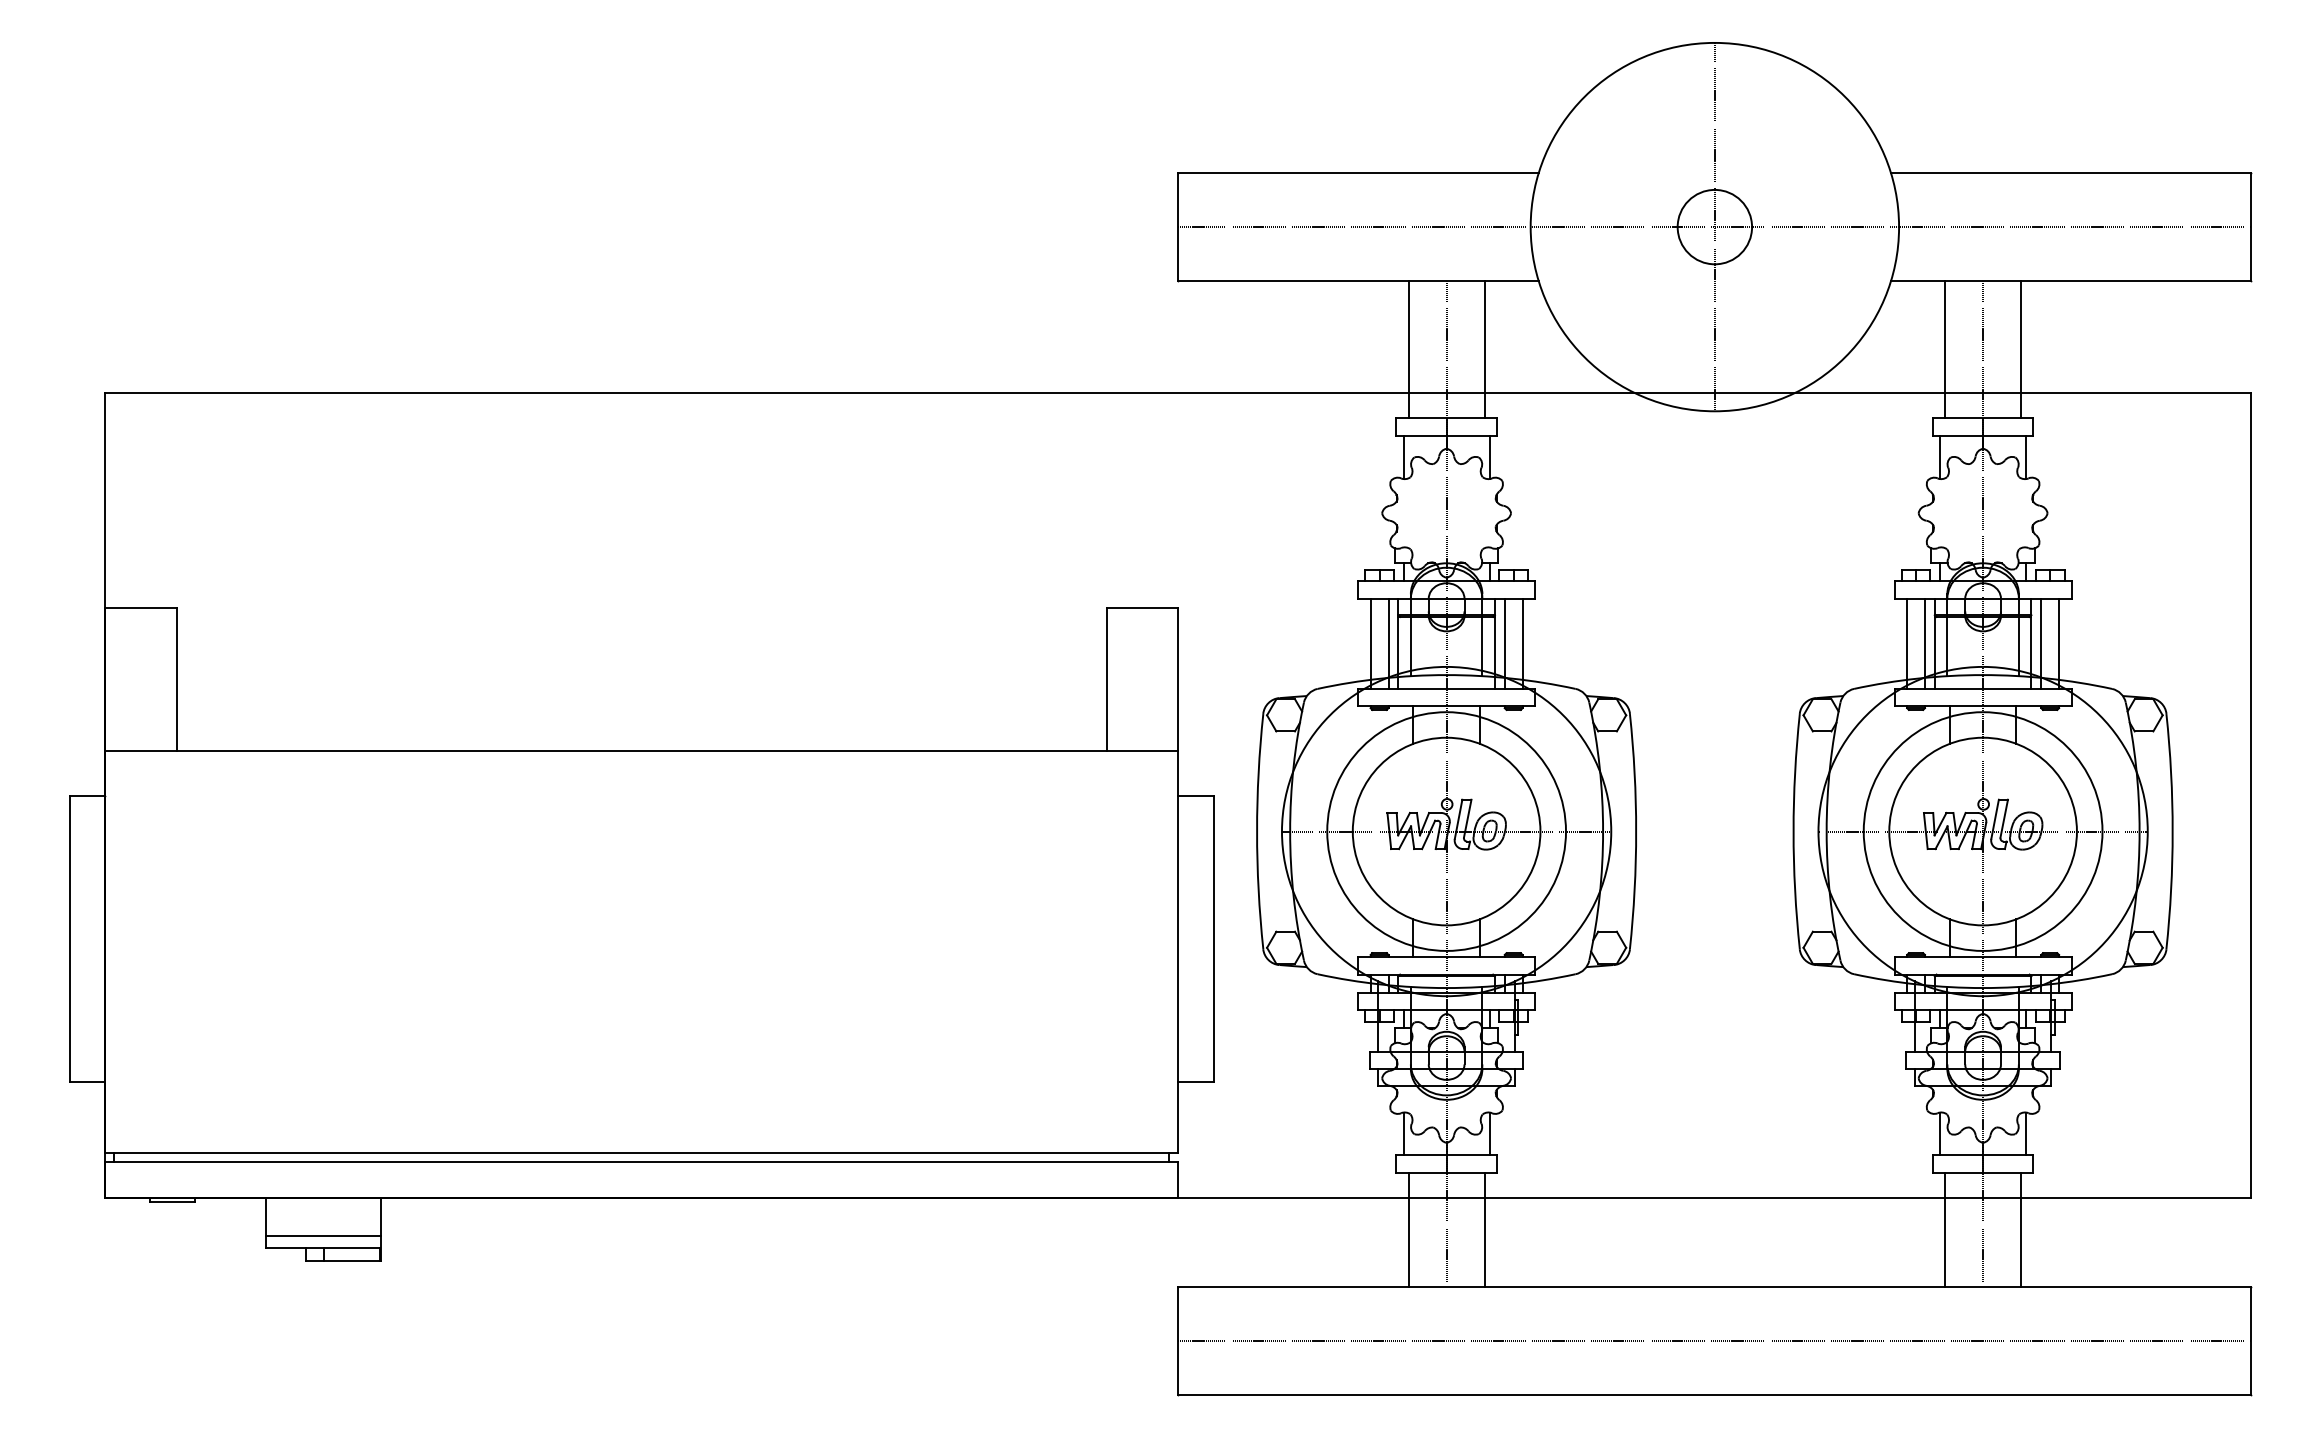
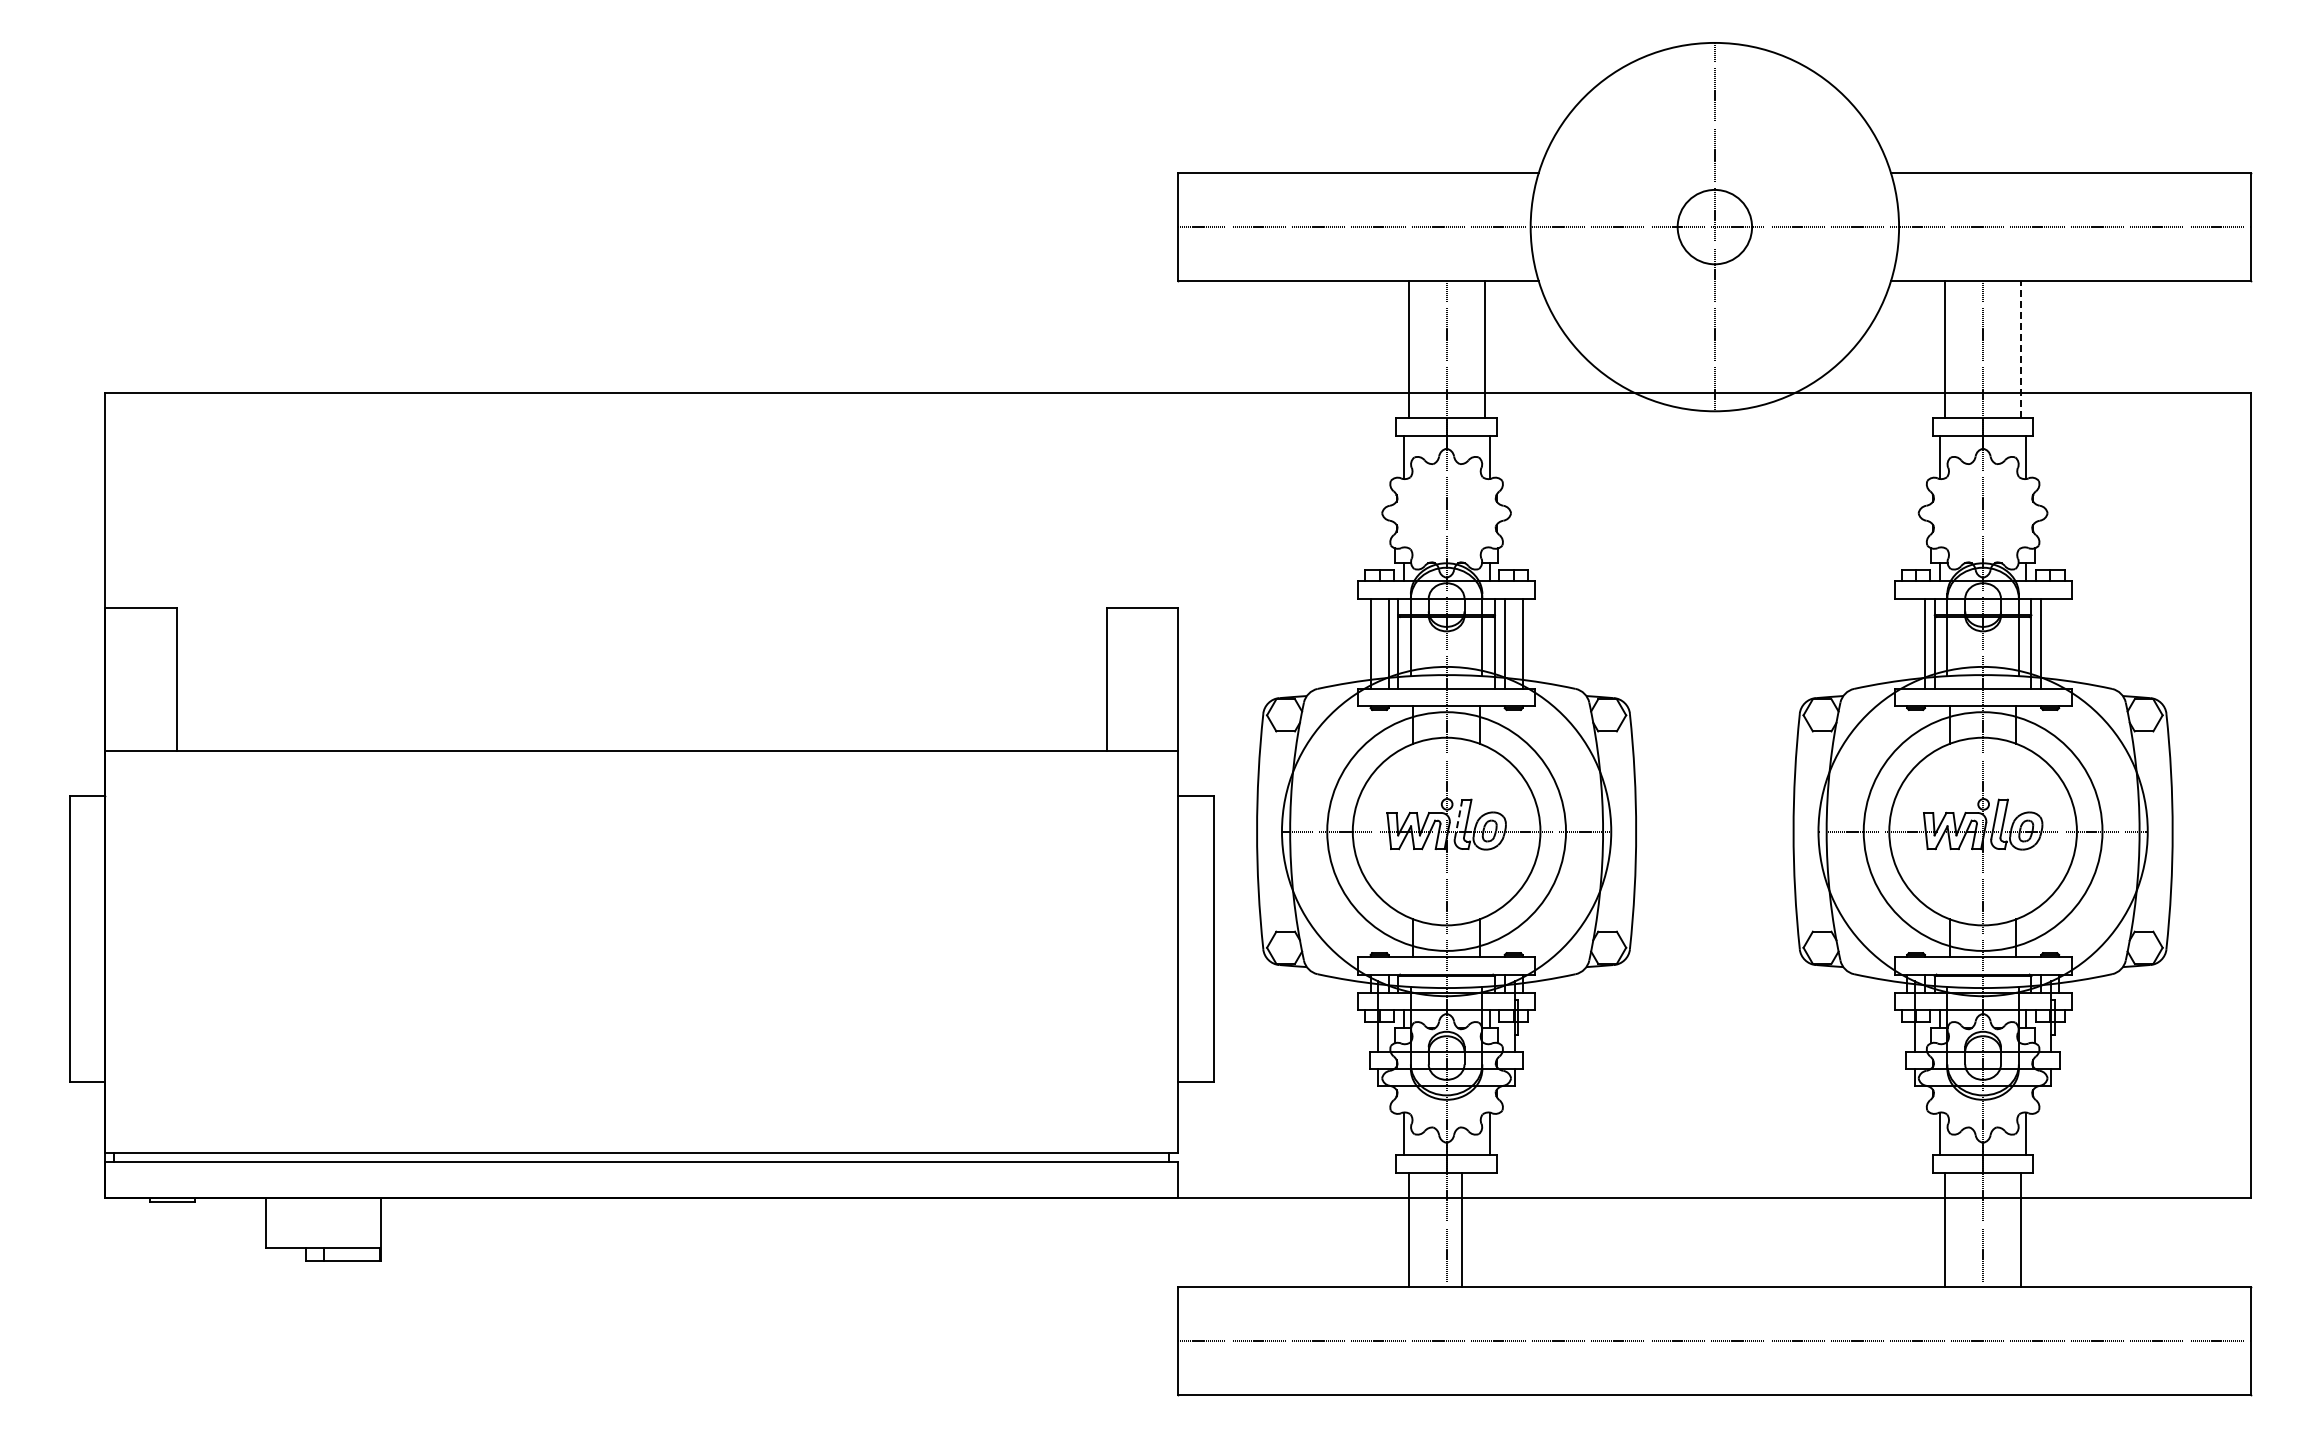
line: solid -> dashed (2021, 349)
line: present -> none (1907, 643)
line: present -> none (2059, 643)
line: solid -> dashed (1458, 819)
line position: (1484, 1230) -> (1461, 1230) (1461, 1230)
line: present -> none (323, 1235)
